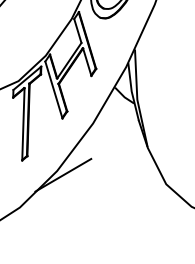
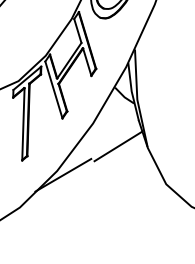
line: none -> present (118, 146)
